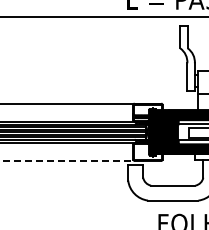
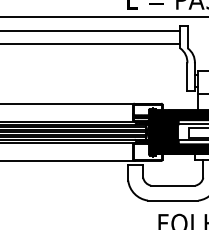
line: none -> present (91, 31)
line: none -> present (91, 43)
line: dashed -> solid (67, 160)
